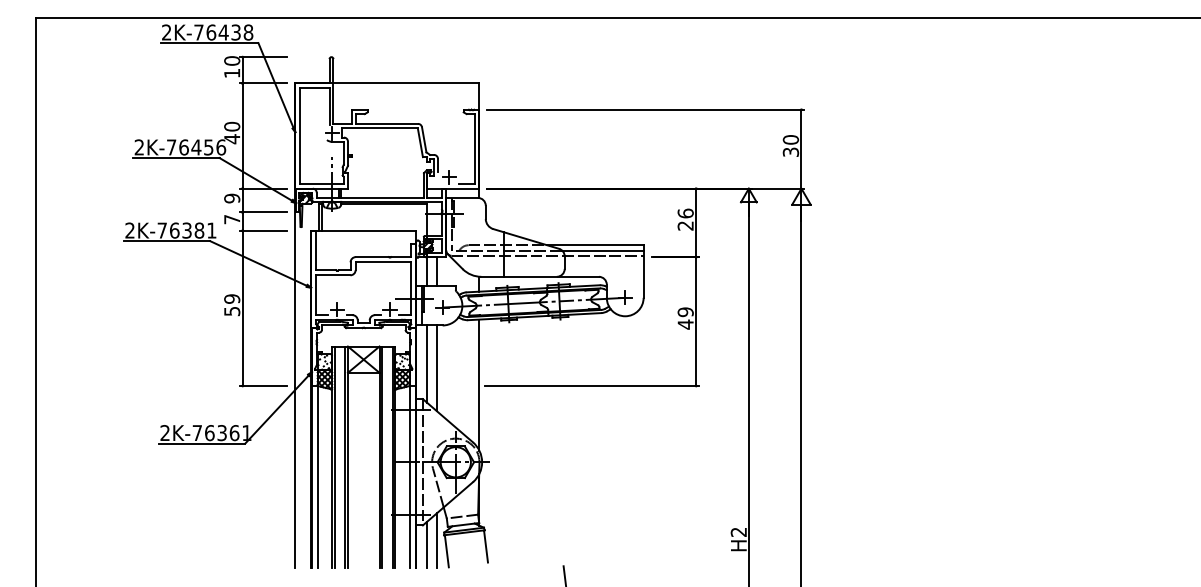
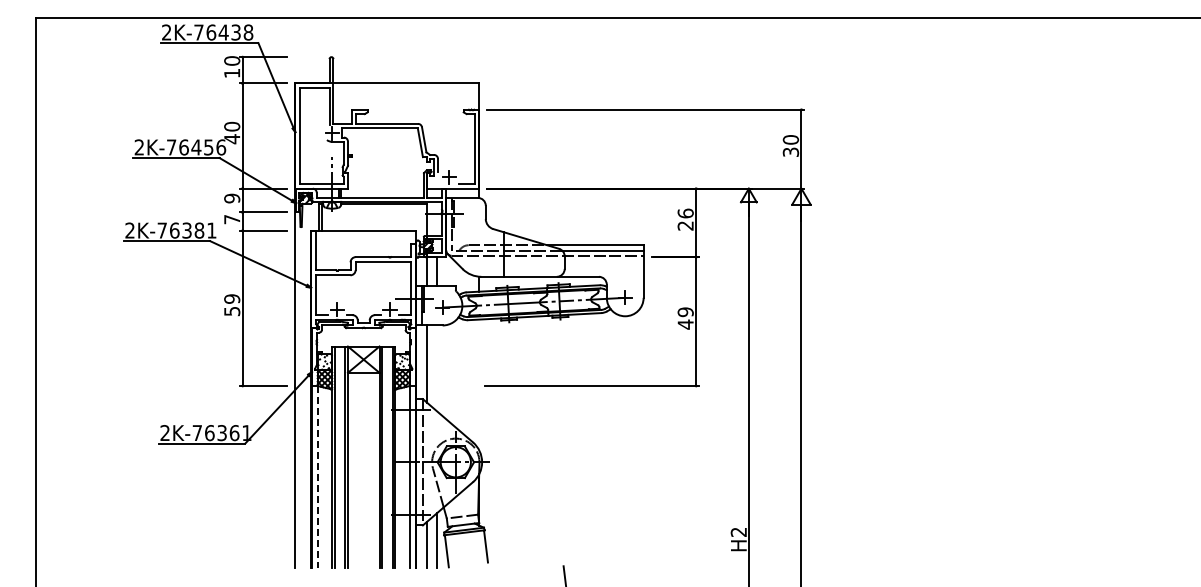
line: present -> none (437, 368)
line: present -> none (479, 384)
line: solid -> dashed (317, 476)
